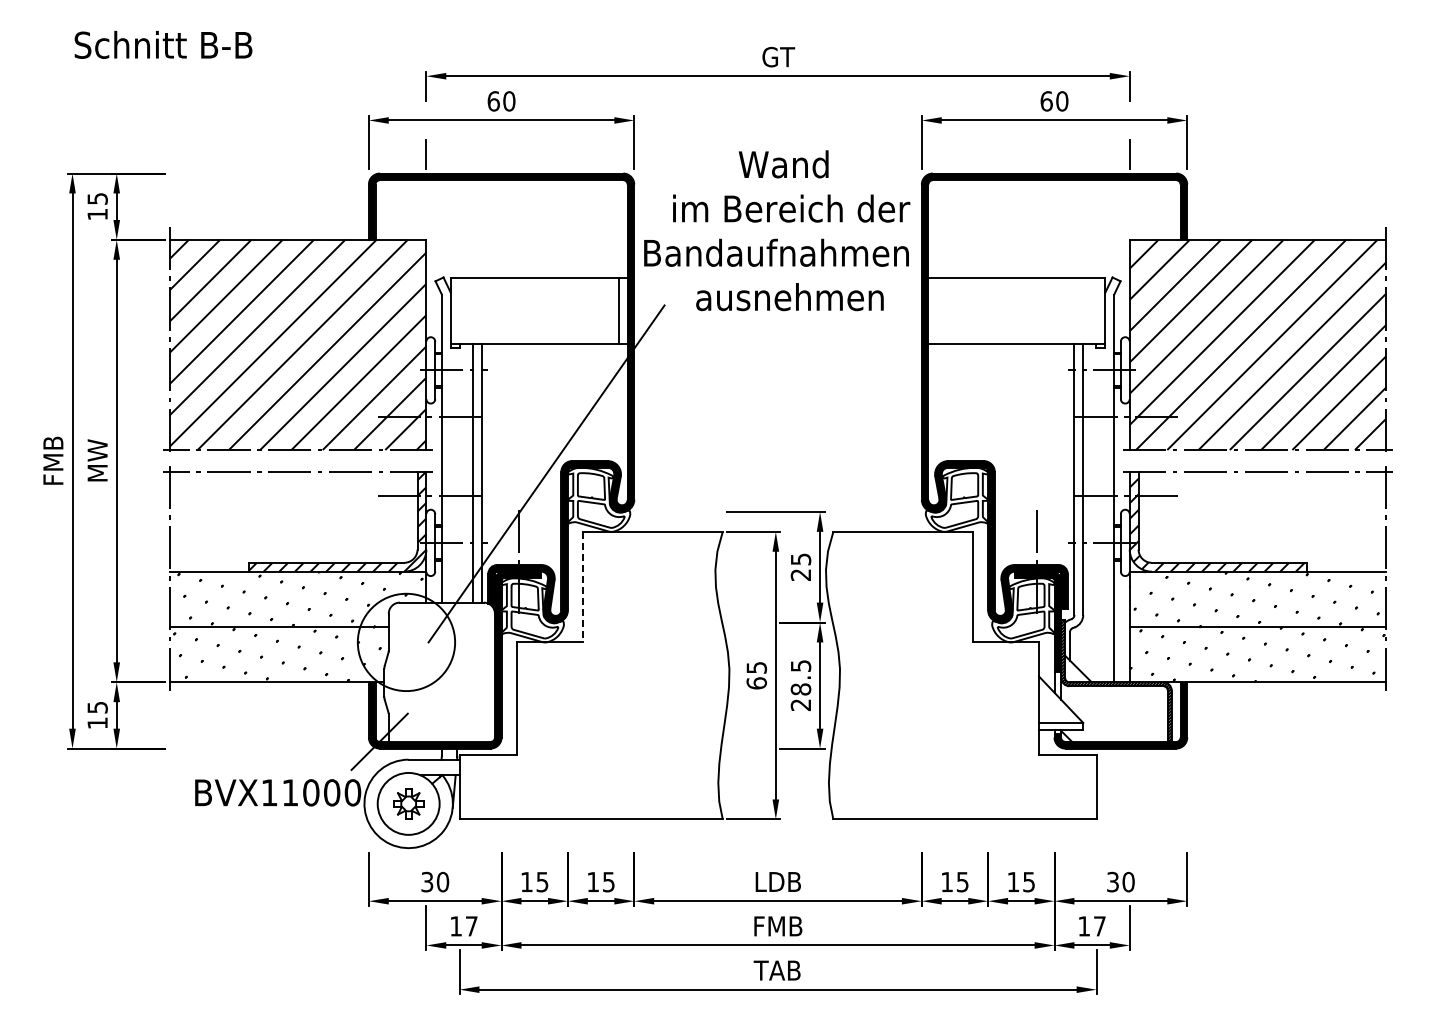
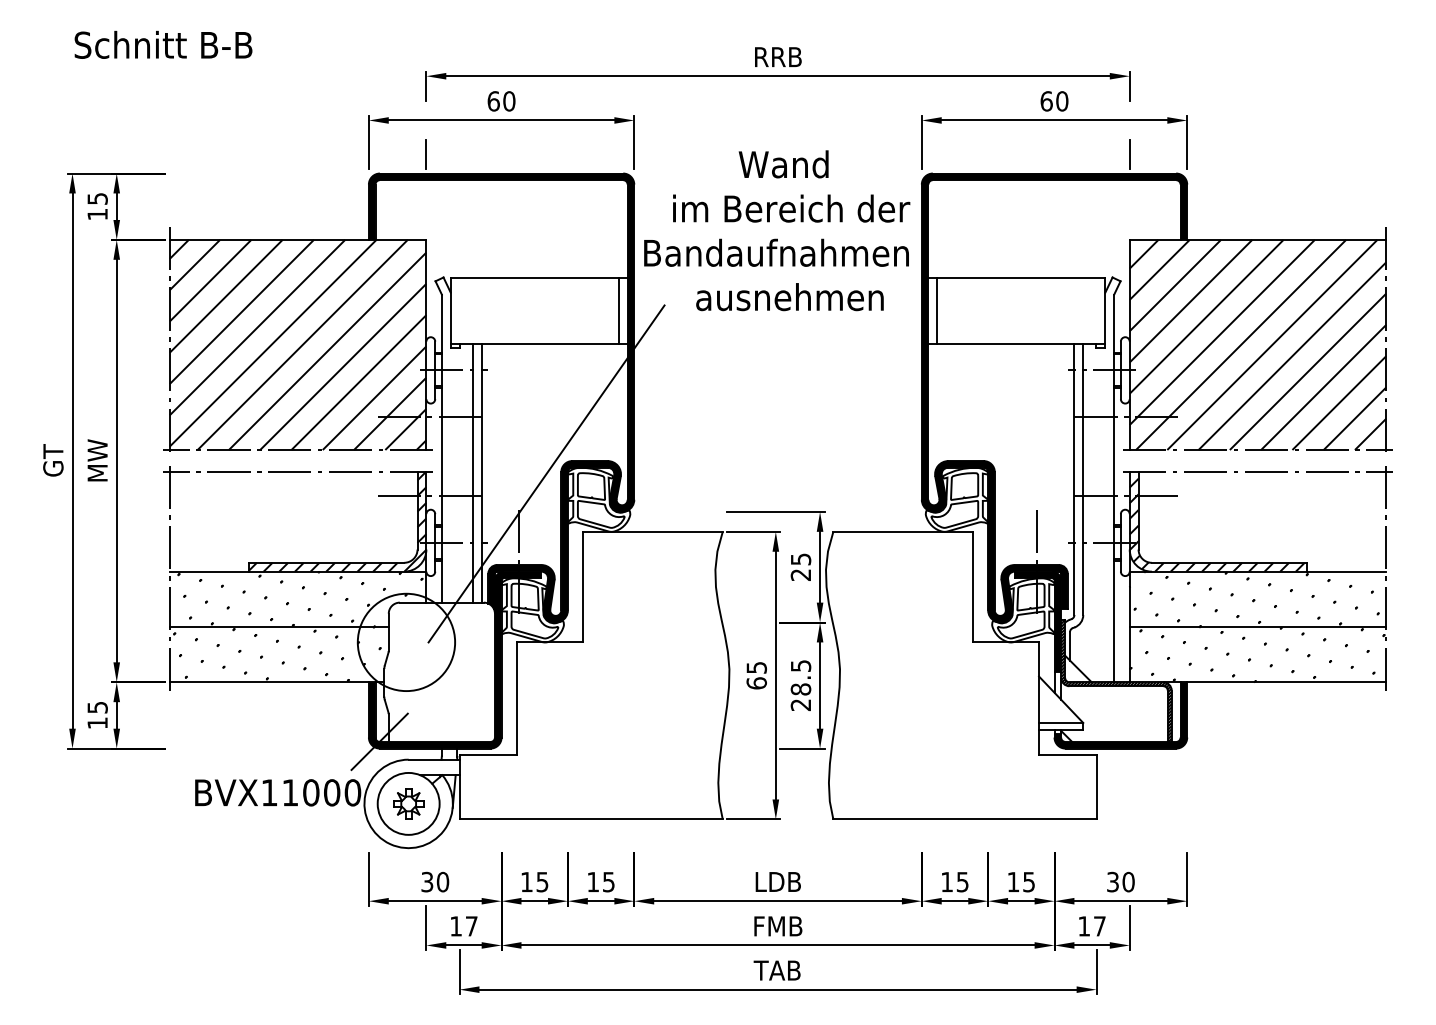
text: GT -> RRB (778, 56)
line: none -> present (937, 310)
text: FMB -> GT (53, 460)
line: dashed -> solid (583, 587)
